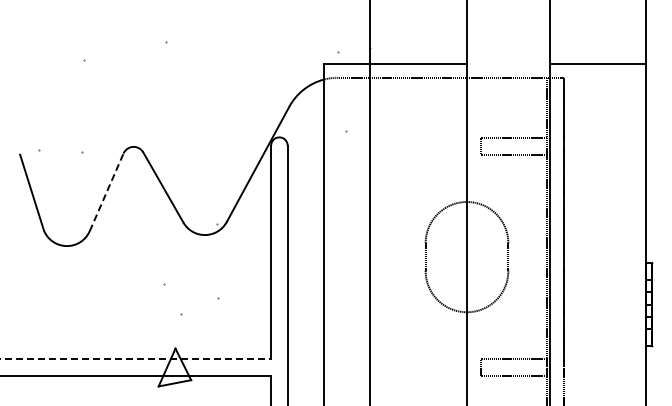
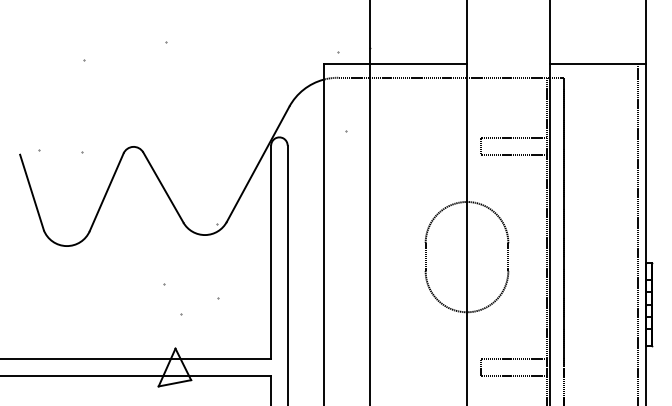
line: dashed -> solid (106, 191)
line: none -> present (638, 233)
line: dashed -> solid (136, 359)
